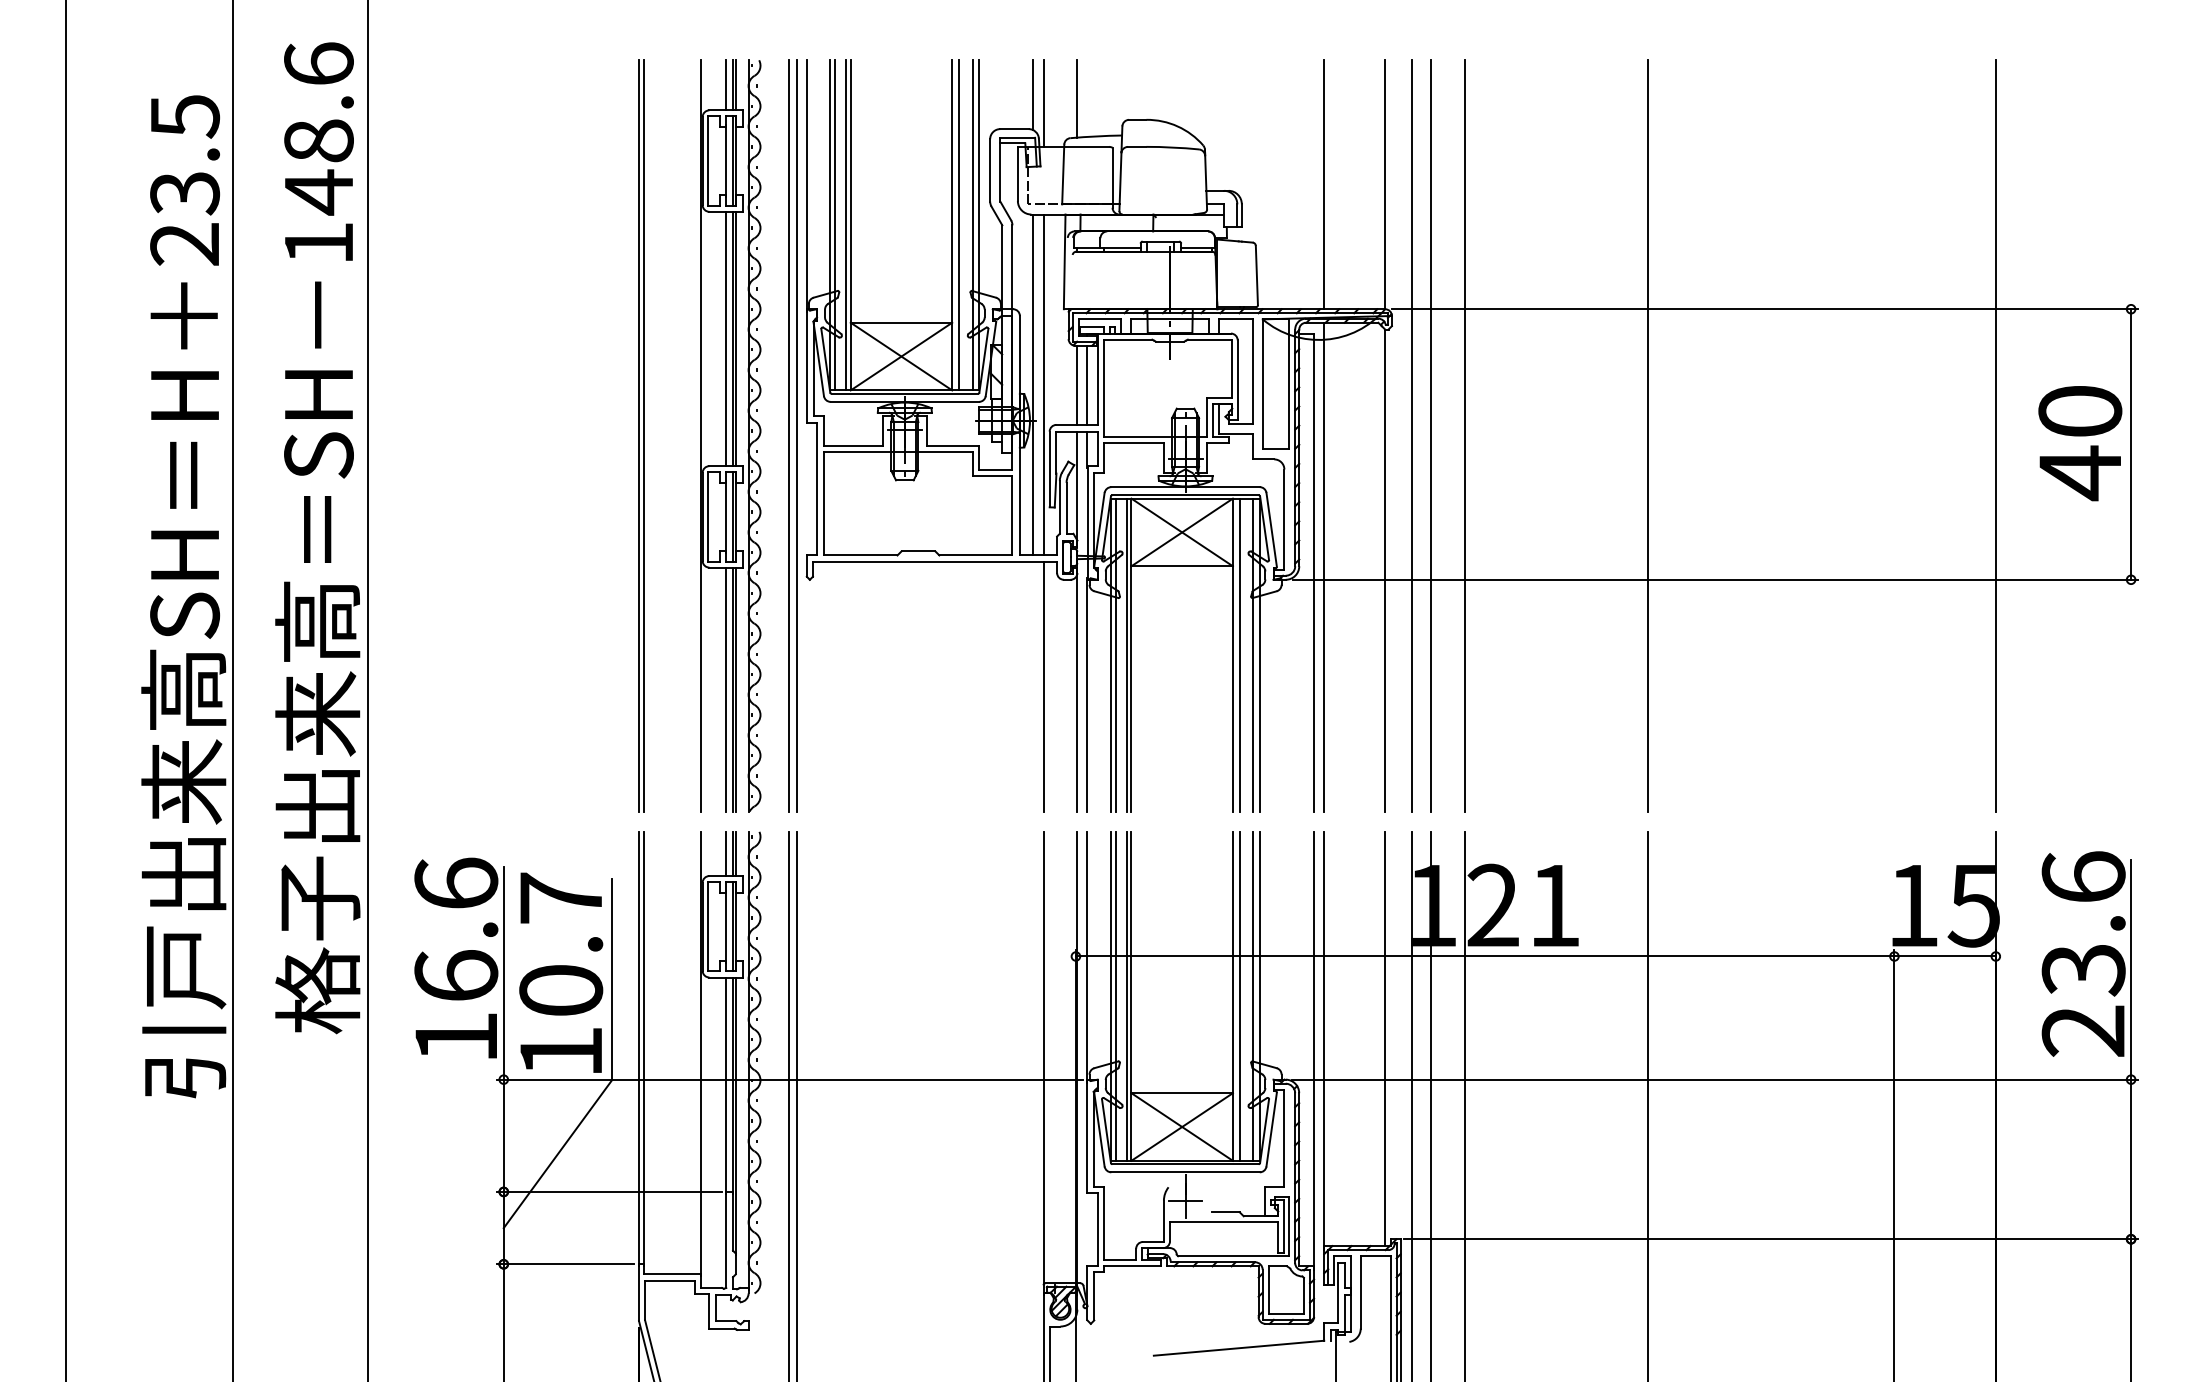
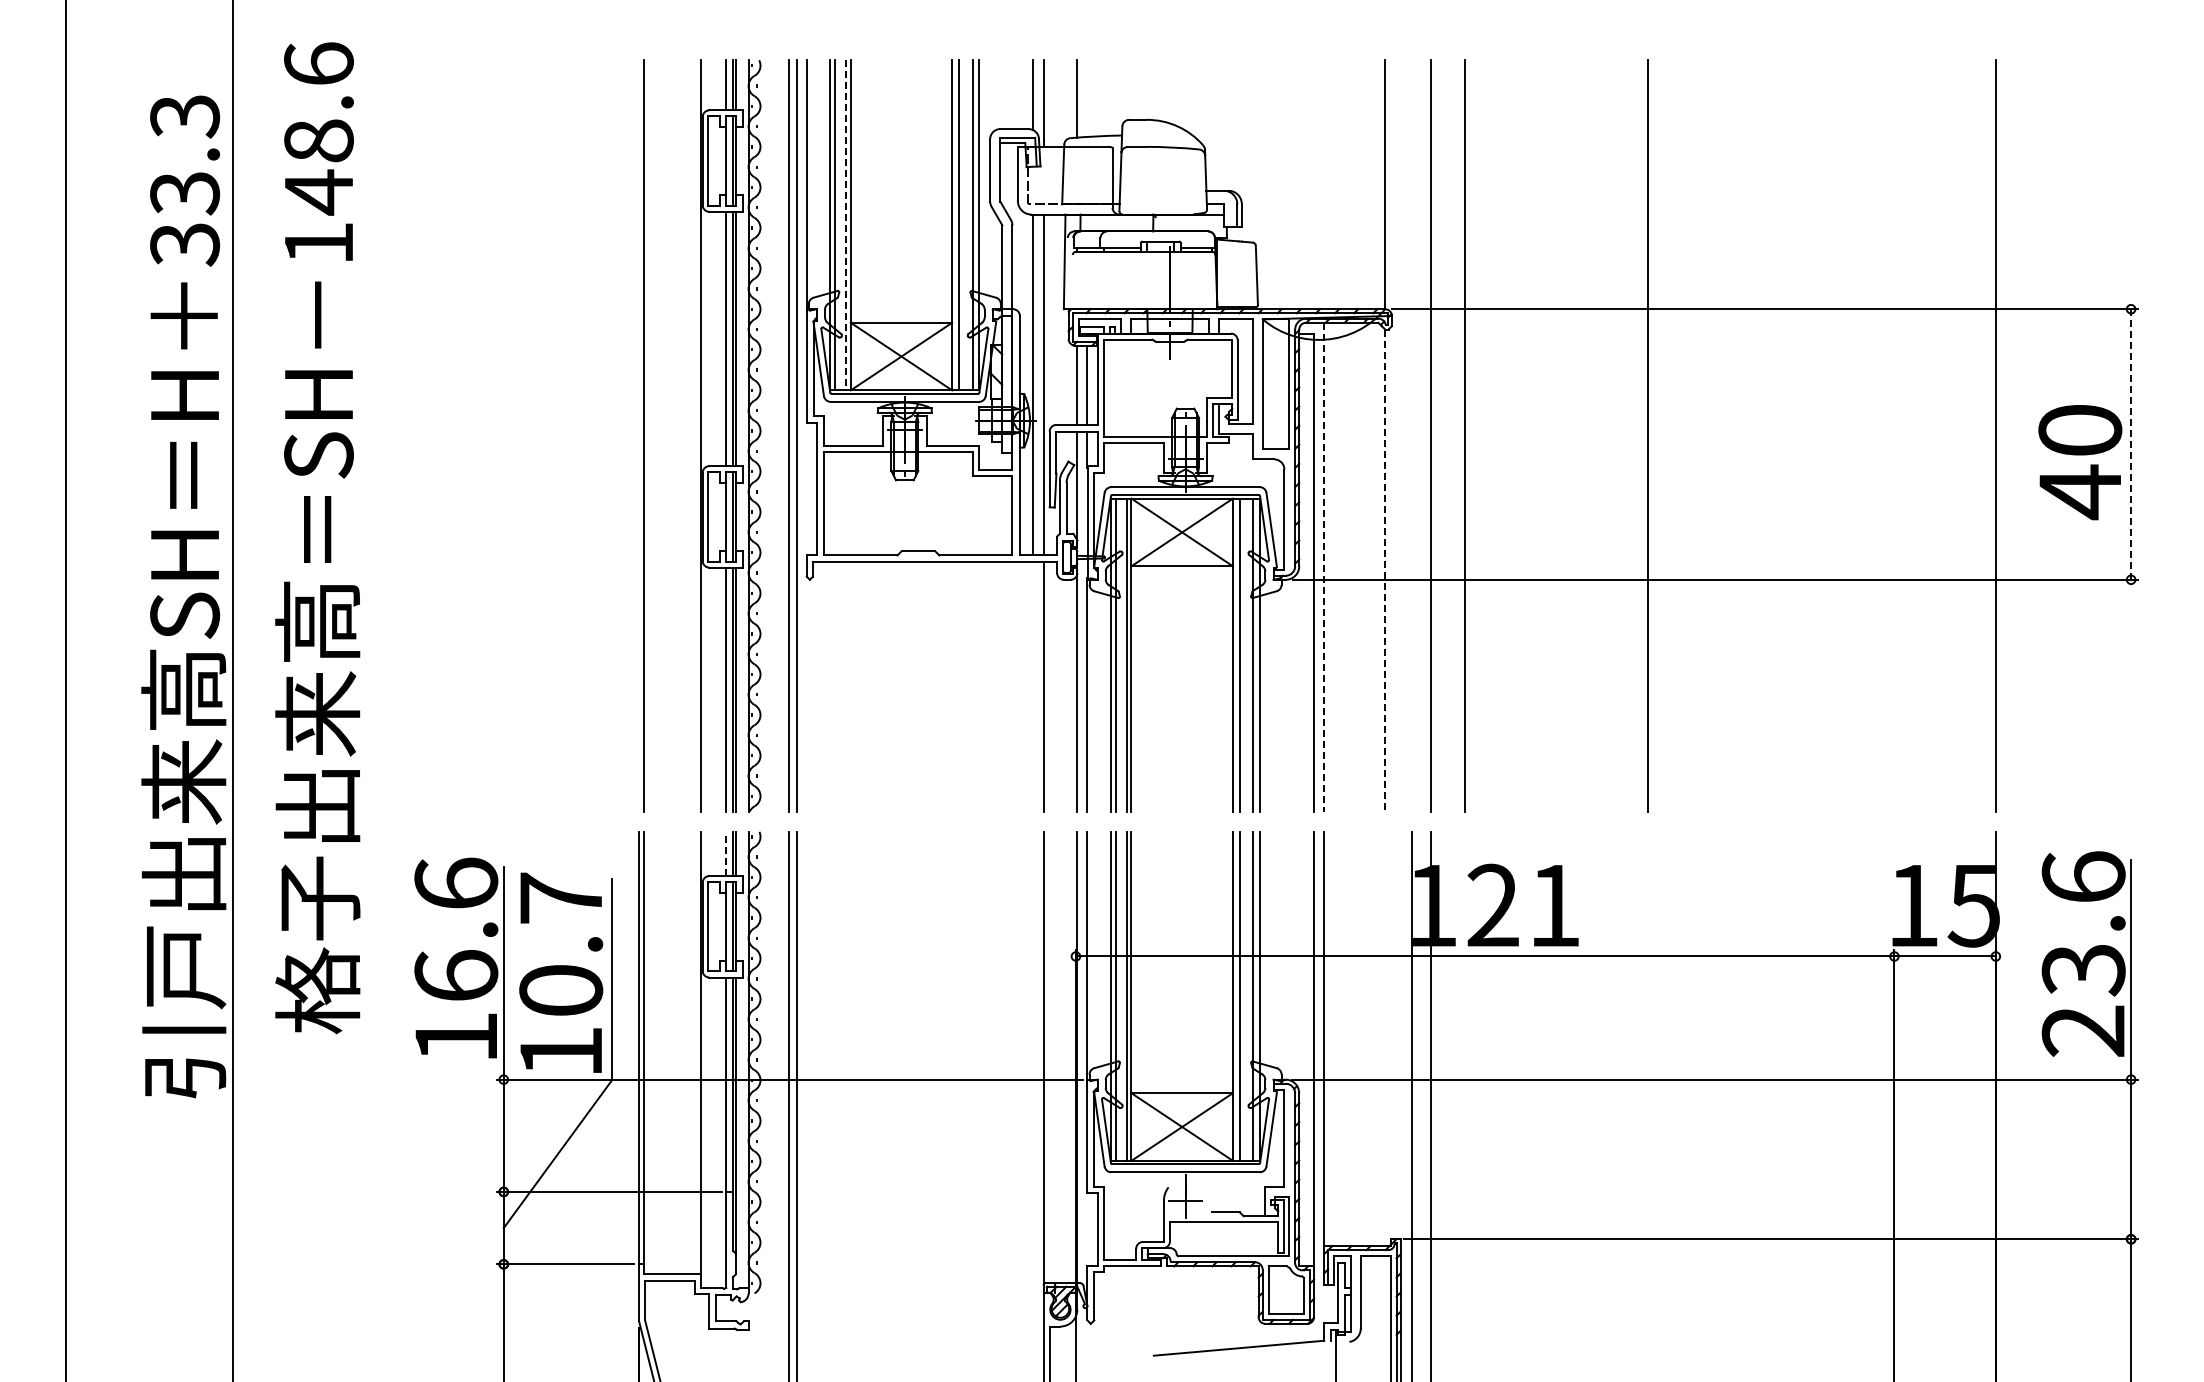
text: 23.5 -> 33.3 (185, 180)
line: present -> none (1324, 184)
line: solid -> dashed (846, 225)
line: present -> none (639, 435)
line: present -> none (1412, 435)
text position: (2080, 443) -> (2080, 462) (2080, 462)
line: solid -> dashed (2131, 445)
line: solid -> dashed (1324, 567)
line: solid -> dashed (1385, 571)
line: present -> none (368, 690)
line: solid -> dashed (726, 853)
line: present -> none (1385, 1038)
line: present -> none (1464, 1104)
line: present -> none (1647, 1104)
